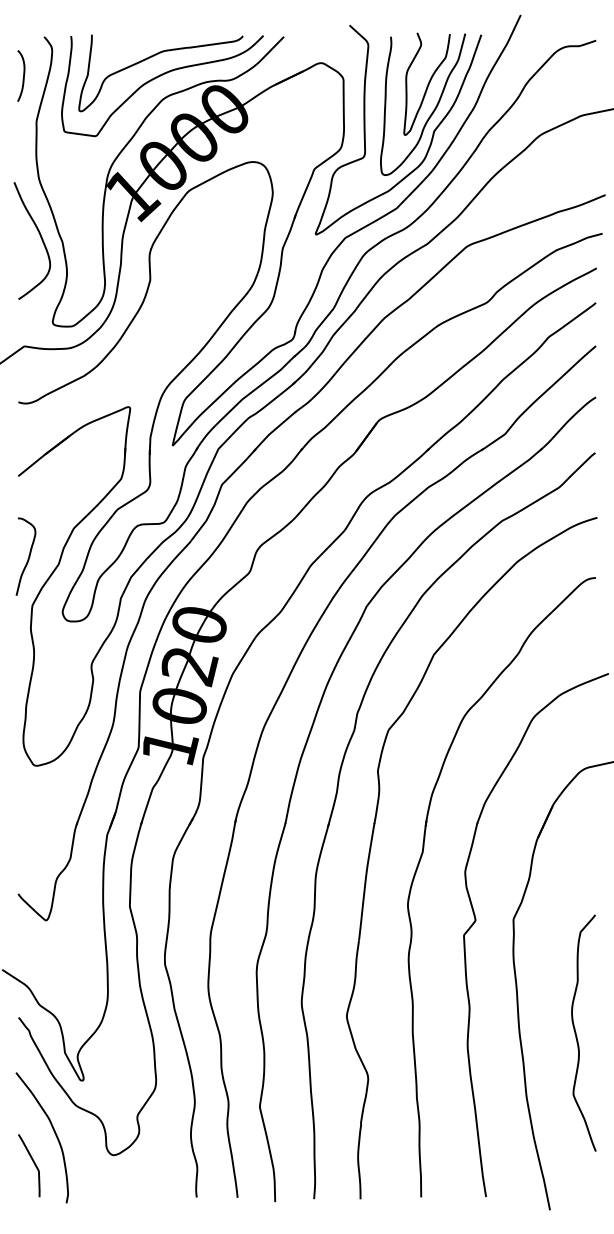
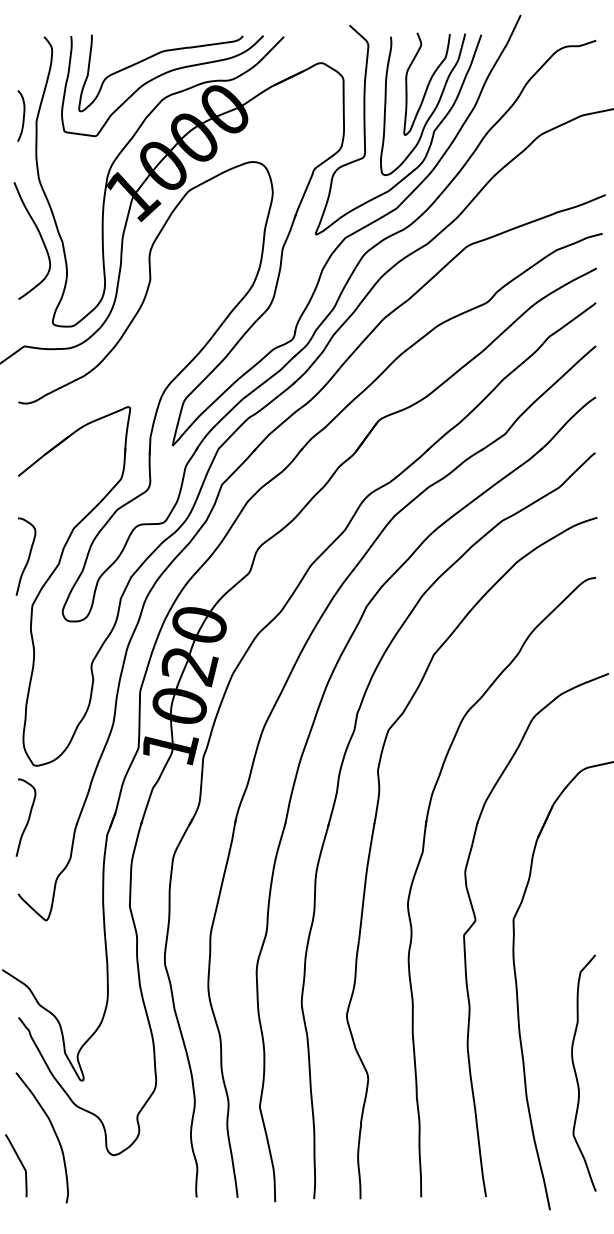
curve position: (23, 75) -> (23, 115) (23, 115)
curve: none -> present (27, 819)
curve position: (576, 1032) -> (576, 1072) (576, 1072)
curve position: (33, 1163) -> (20, 1163) (20, 1163)
